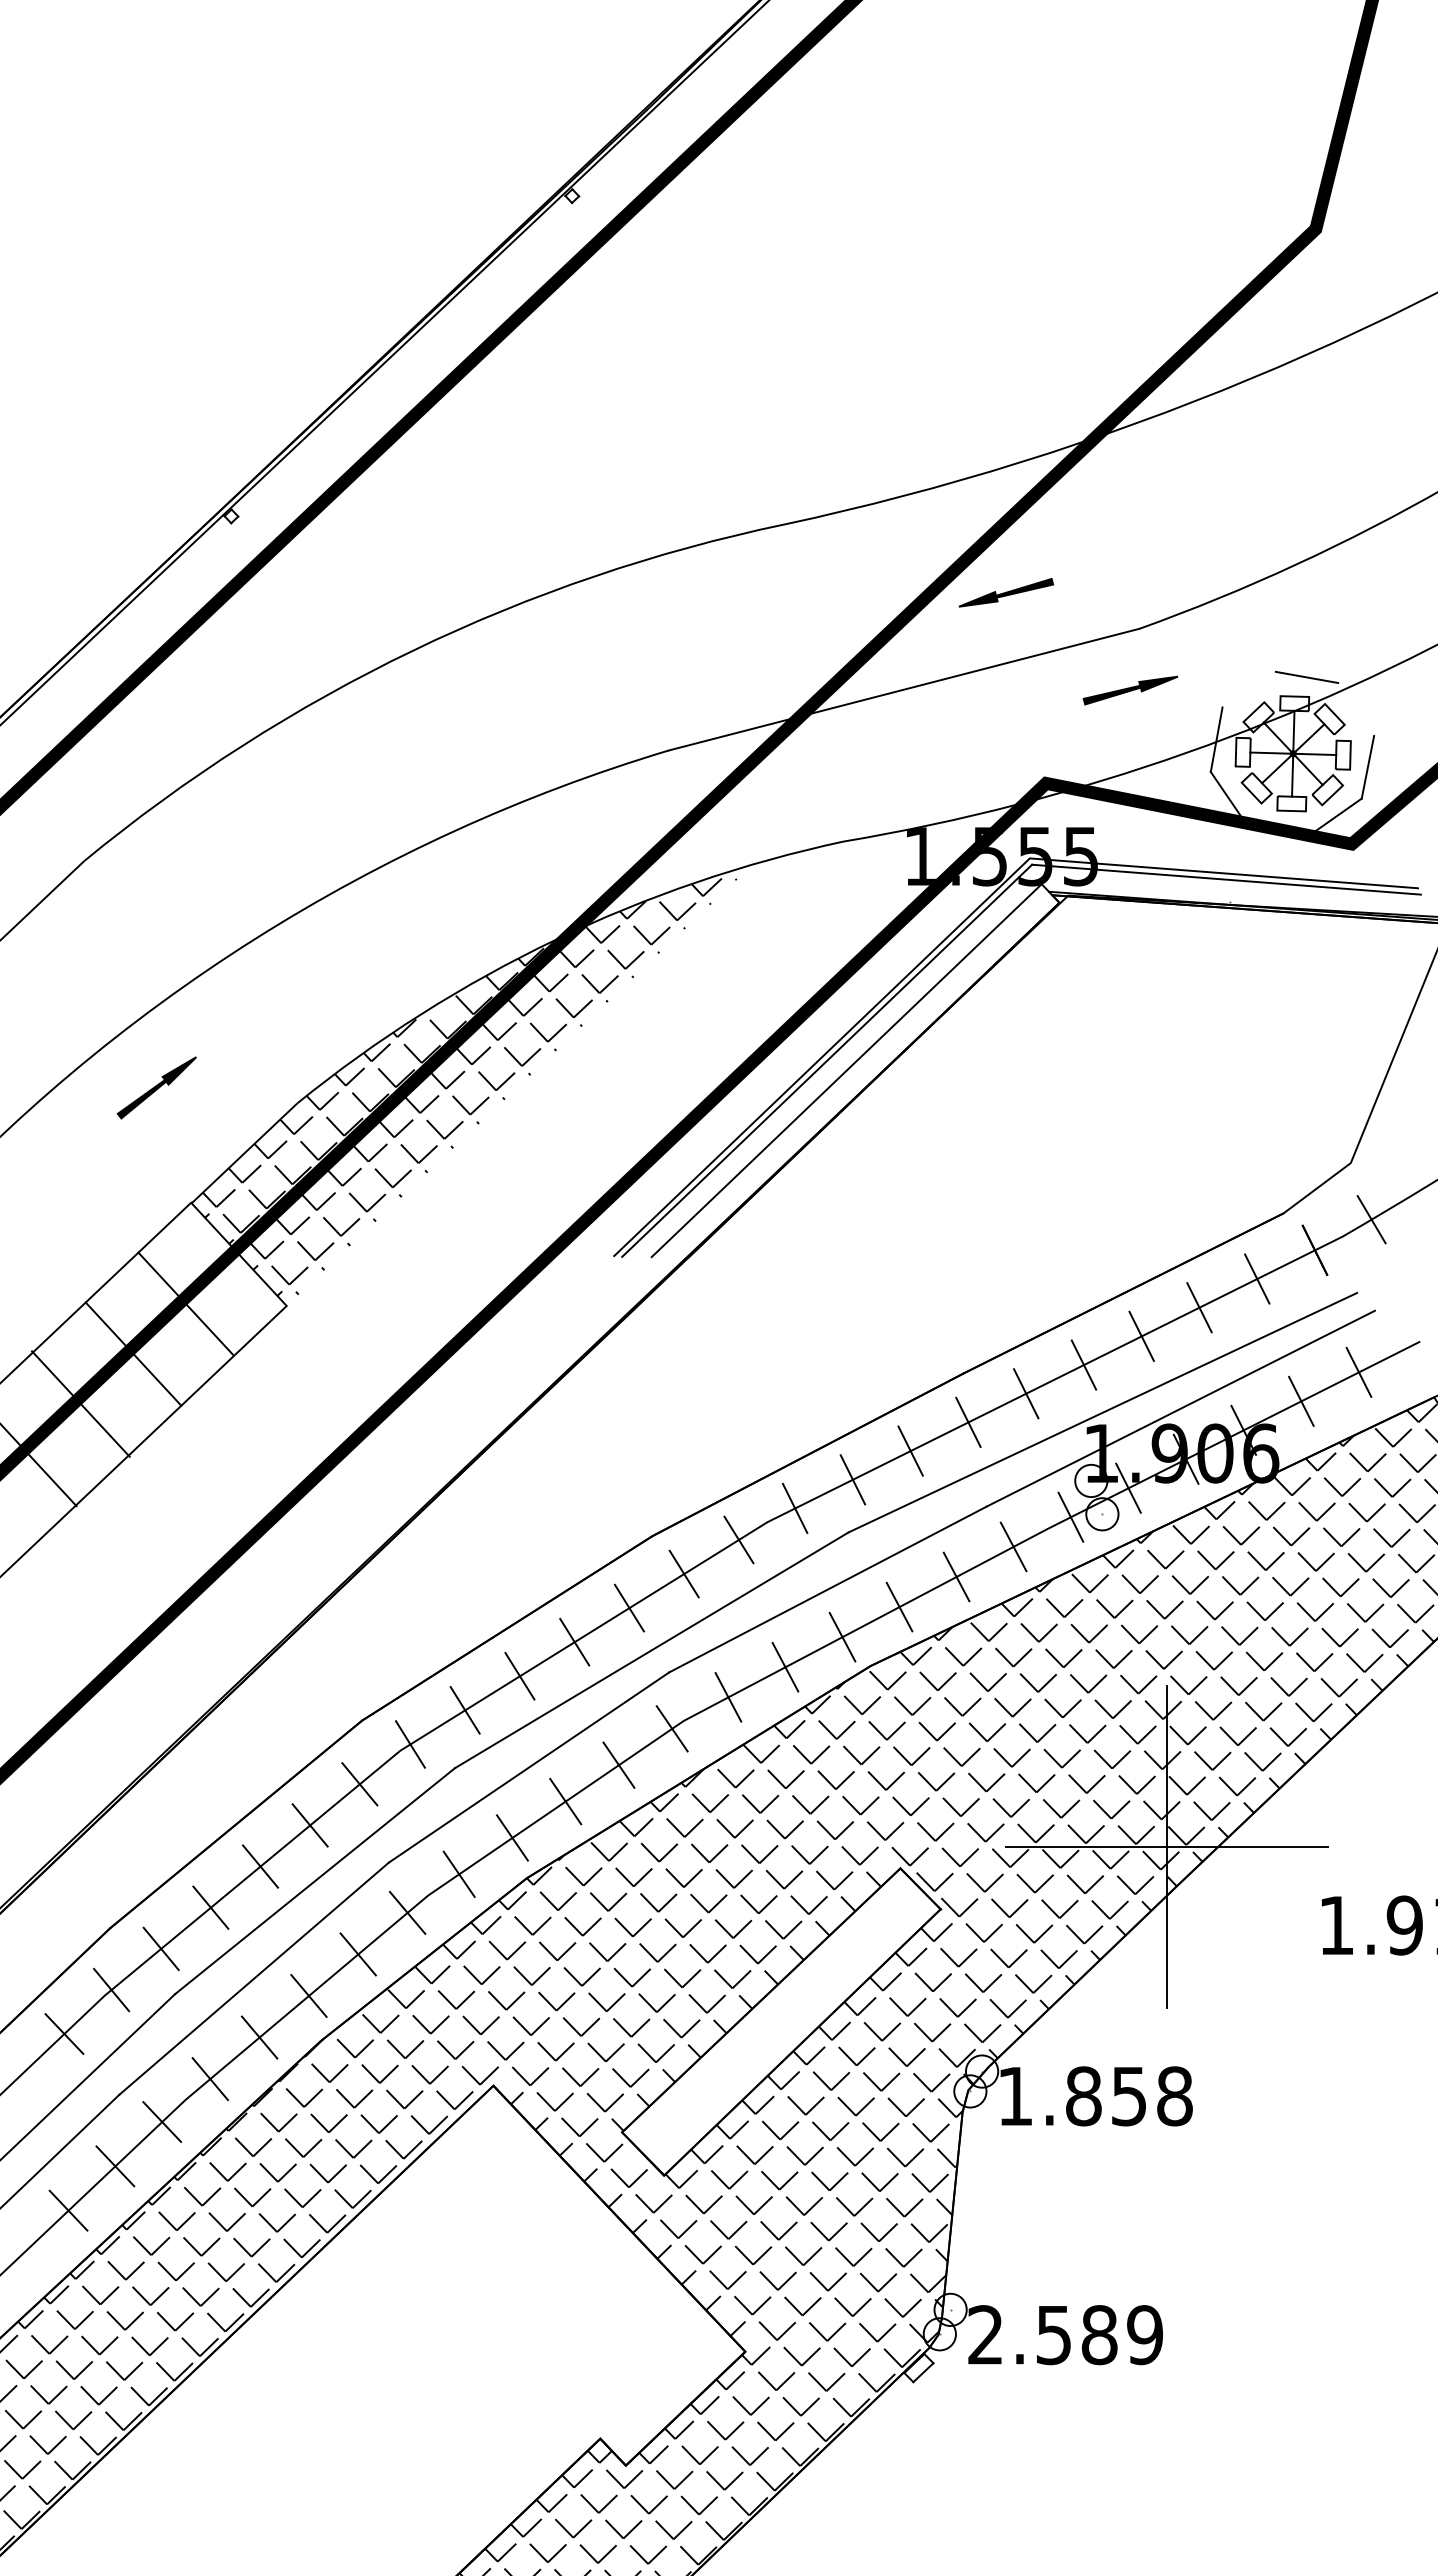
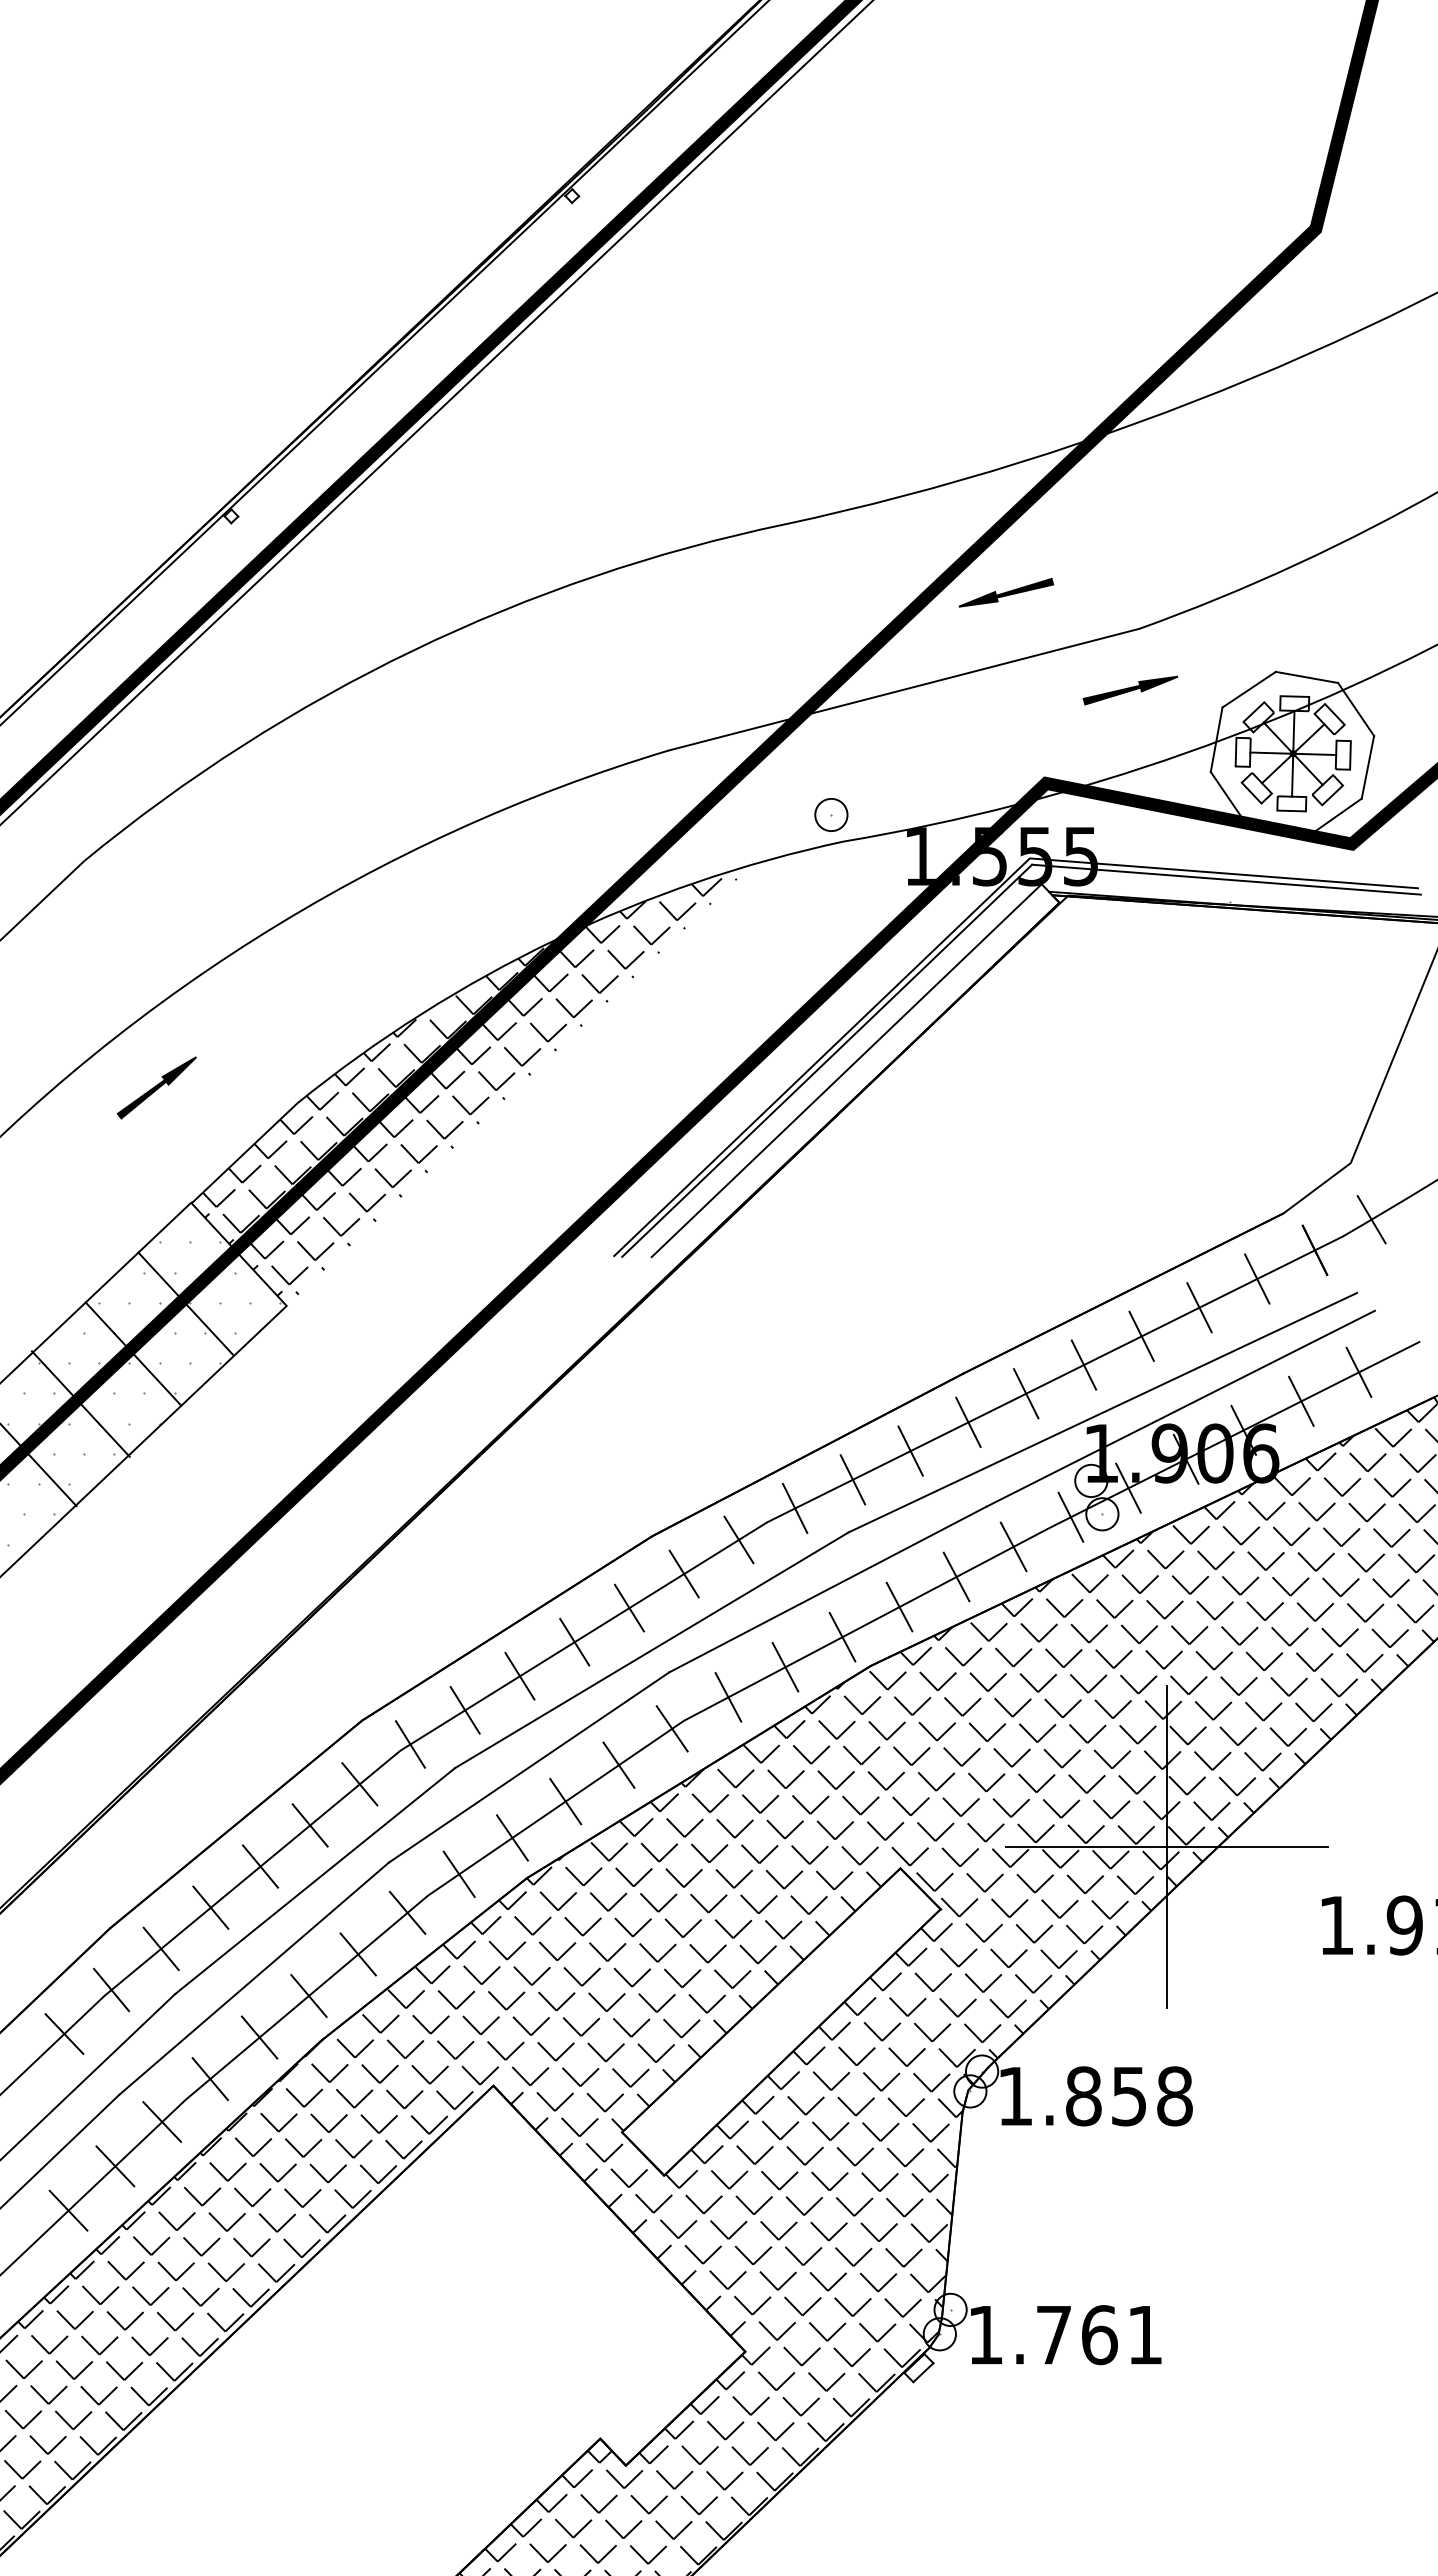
line: none -> present (436, 412)
line: none -> present (1248, 689)
line: none -> present (1356, 709)
part: none -> present (831, 814)
hatch: none -> present (144, 1393)
text: 2.589 -> 1.761 (1065, 2335)
